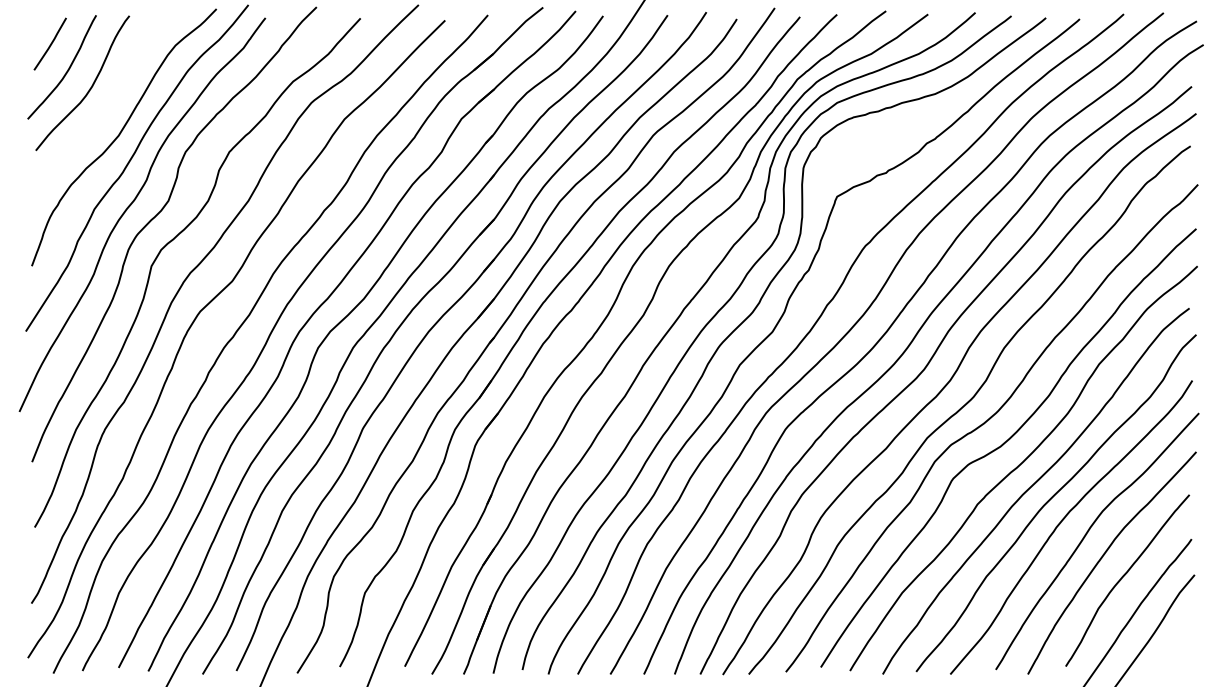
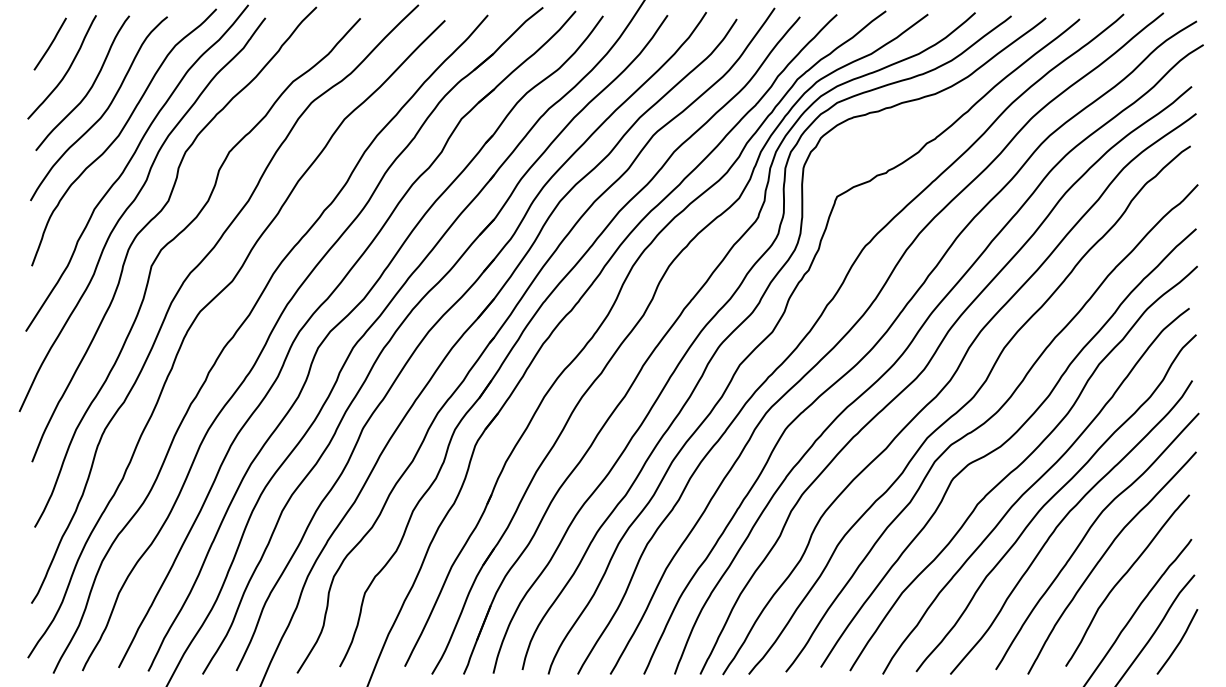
curve: none -> present (103, 112)
curve: none -> present (1178, 642)
